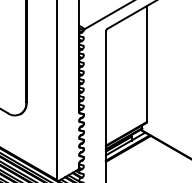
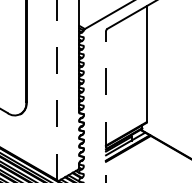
line: solid -> dashed (57, 90)
line: solid -> dashed (106, 107)
